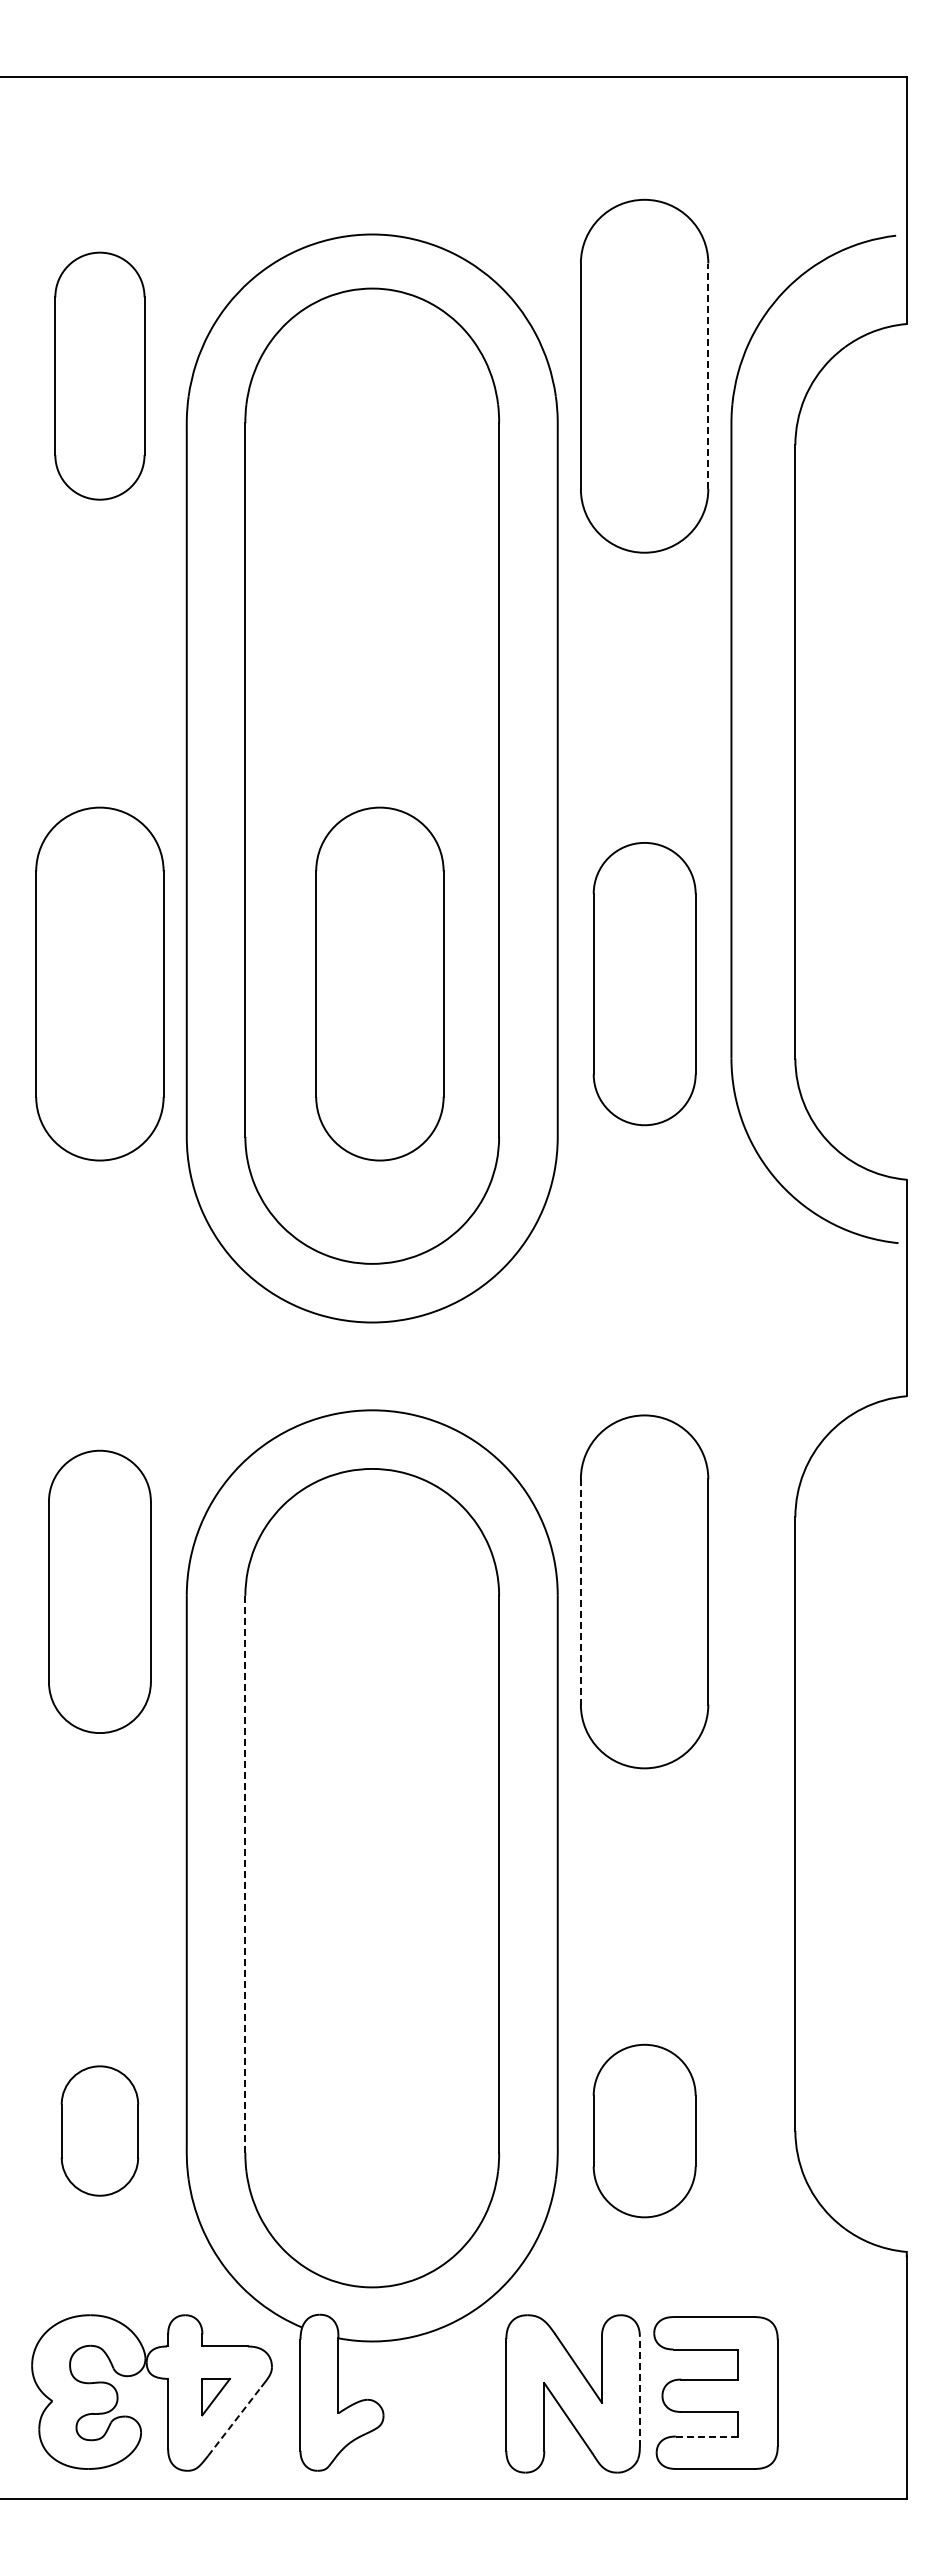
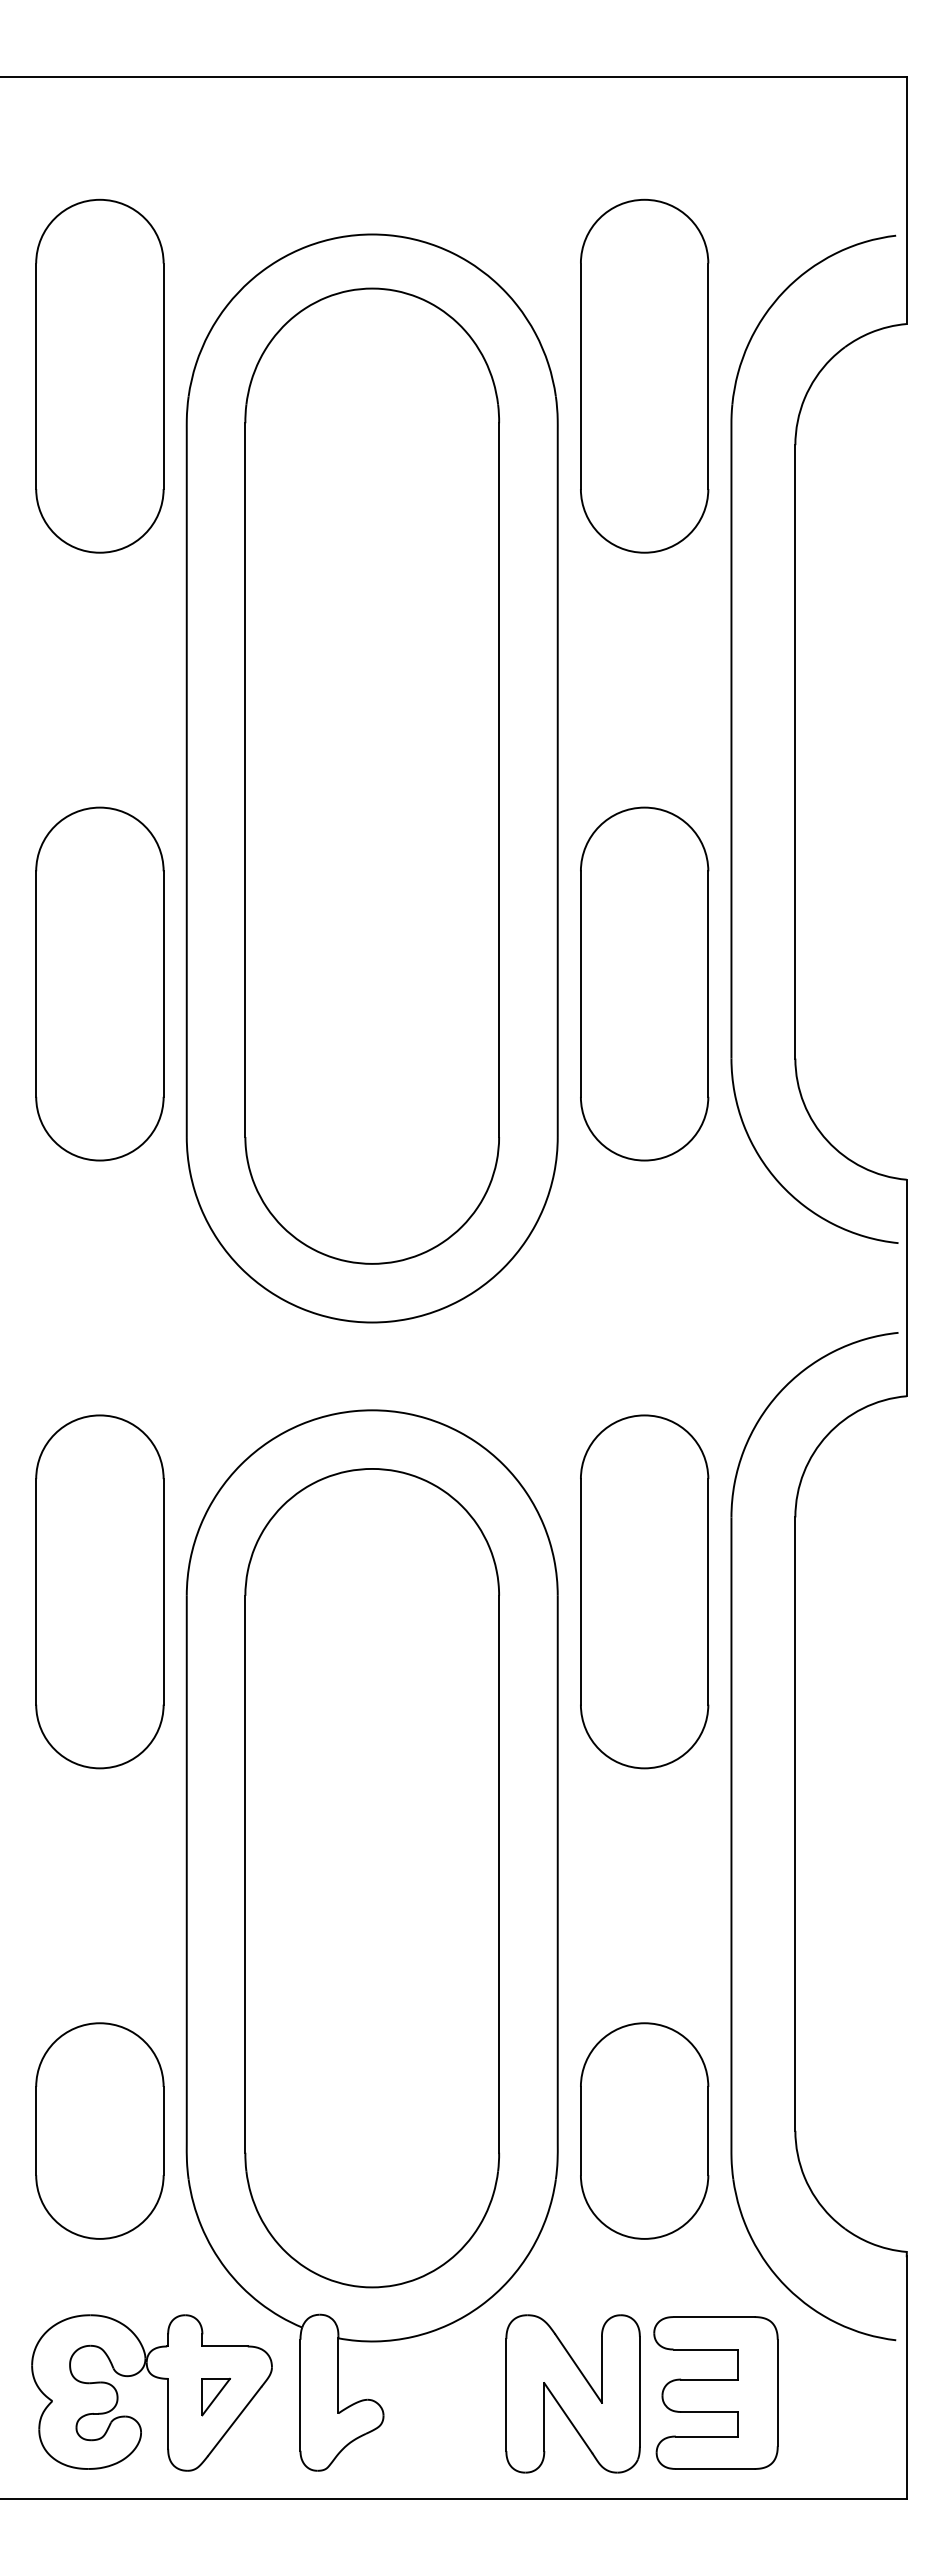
part size: 92x250 px -> 130x356 px (99, 375)
line: dashed -> solid (708, 376)
part: present -> none (379, 983)
part size: 105x285 px -> 130x356 px (644, 983)
part size: 104x285 px -> 130x356 px (99, 1591)
line: dashed -> solid (580, 1591)
part: none -> present (732, 1836)
line: dashed -> solid (245, 1874)
part size: 80x132 px -> 130x218 px (99, 2130)
part size: 105x176 px -> 130x218 px (644, 2130)
line: dashed -> solid (639, 2391)
line: dashed -> solid (234, 2421)
line: dashed -> solid (706, 2436)
